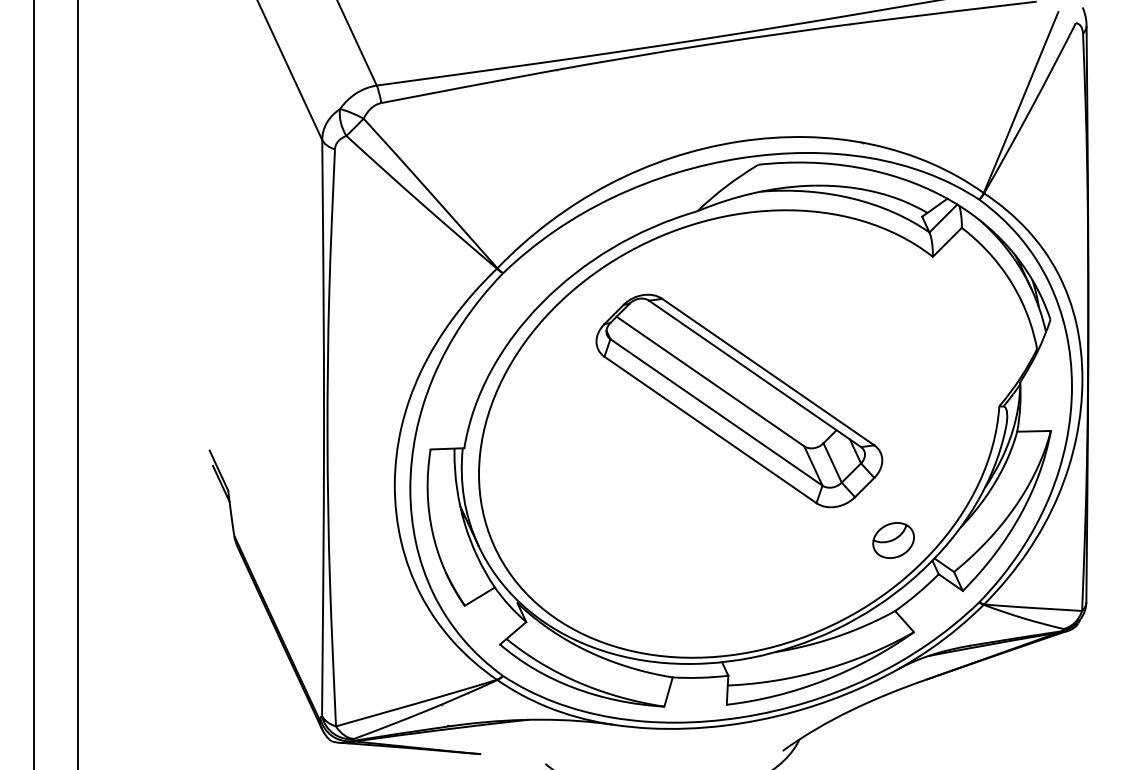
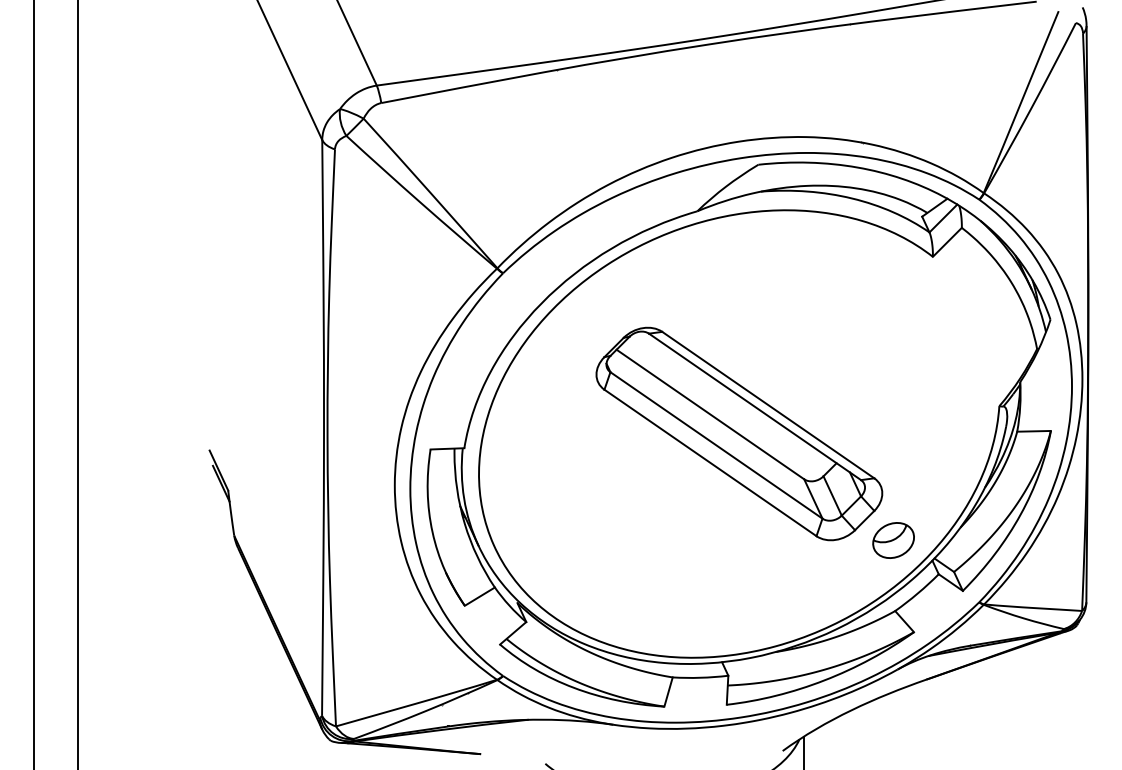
part position: (739, 400) -> (739, 433) (739, 433)
line: none -> present (804, 751)
